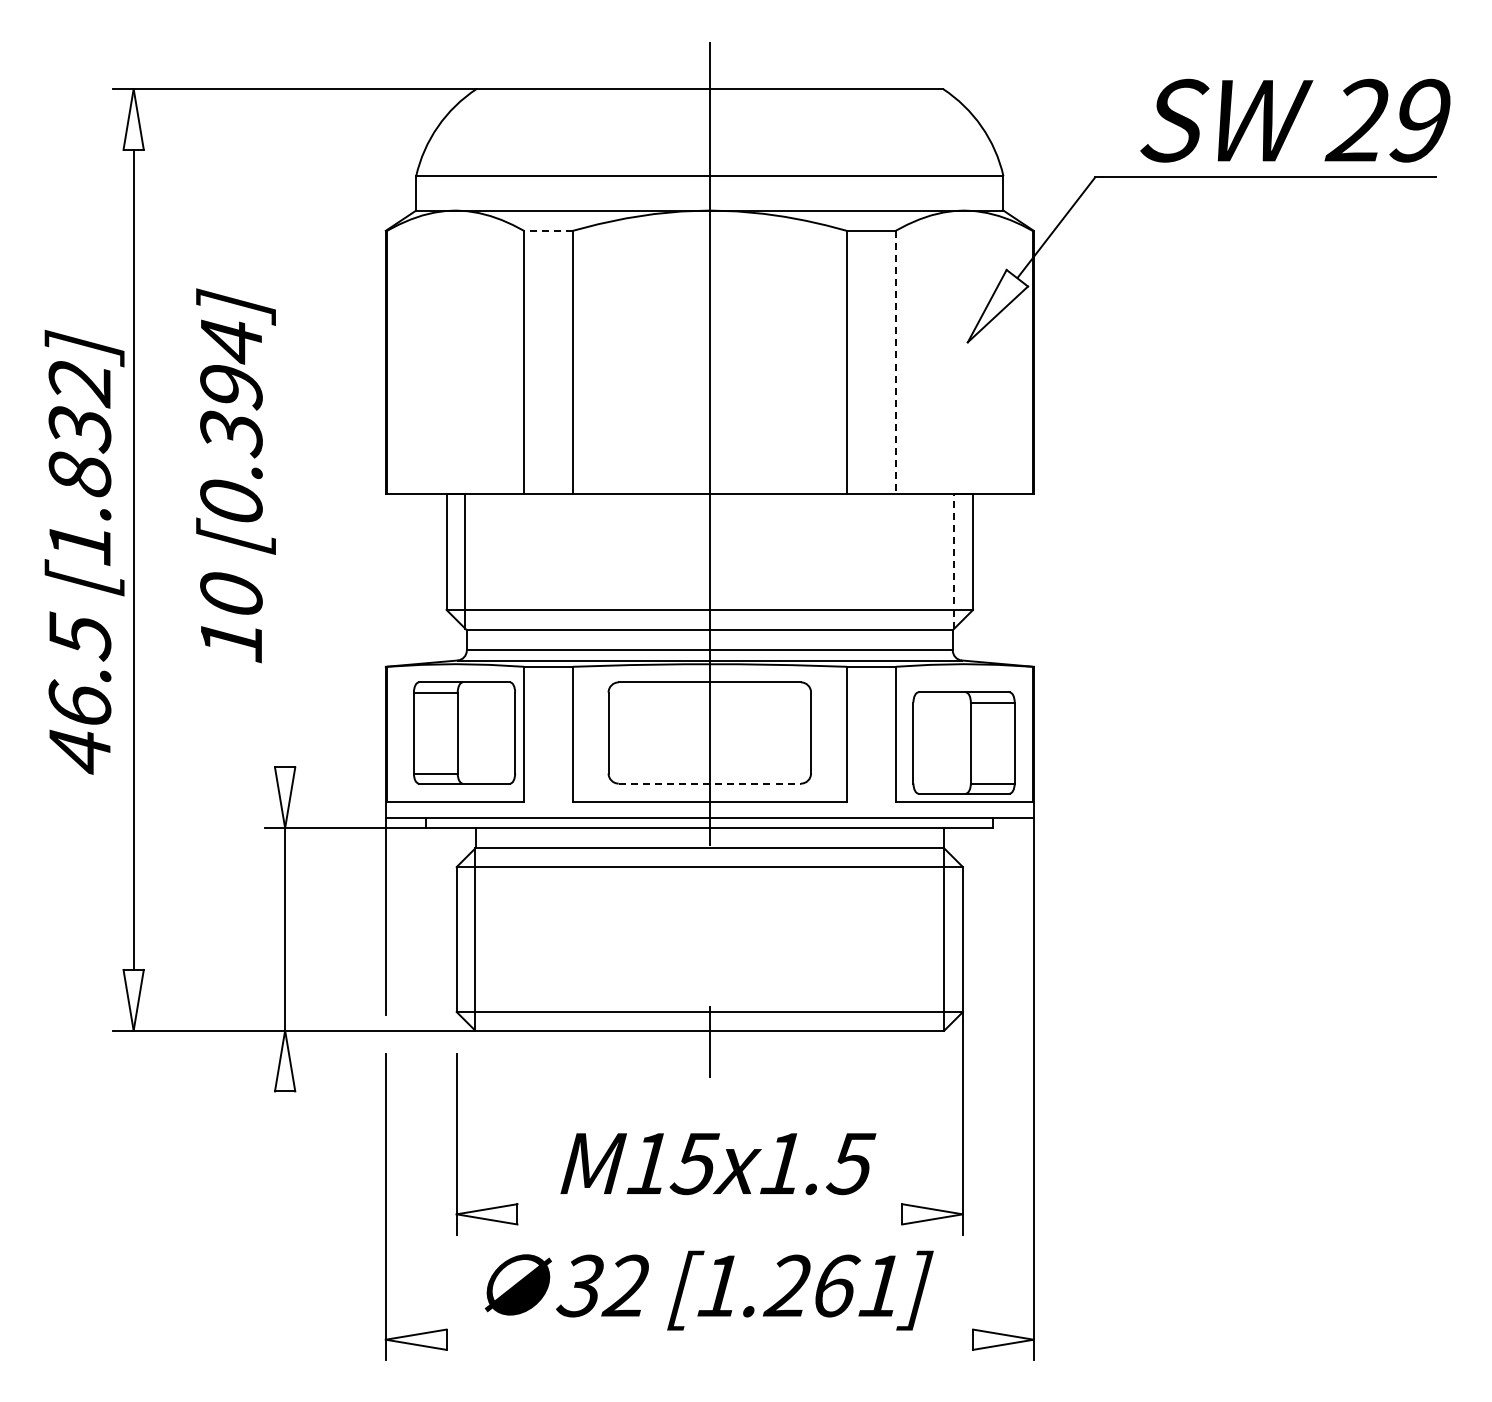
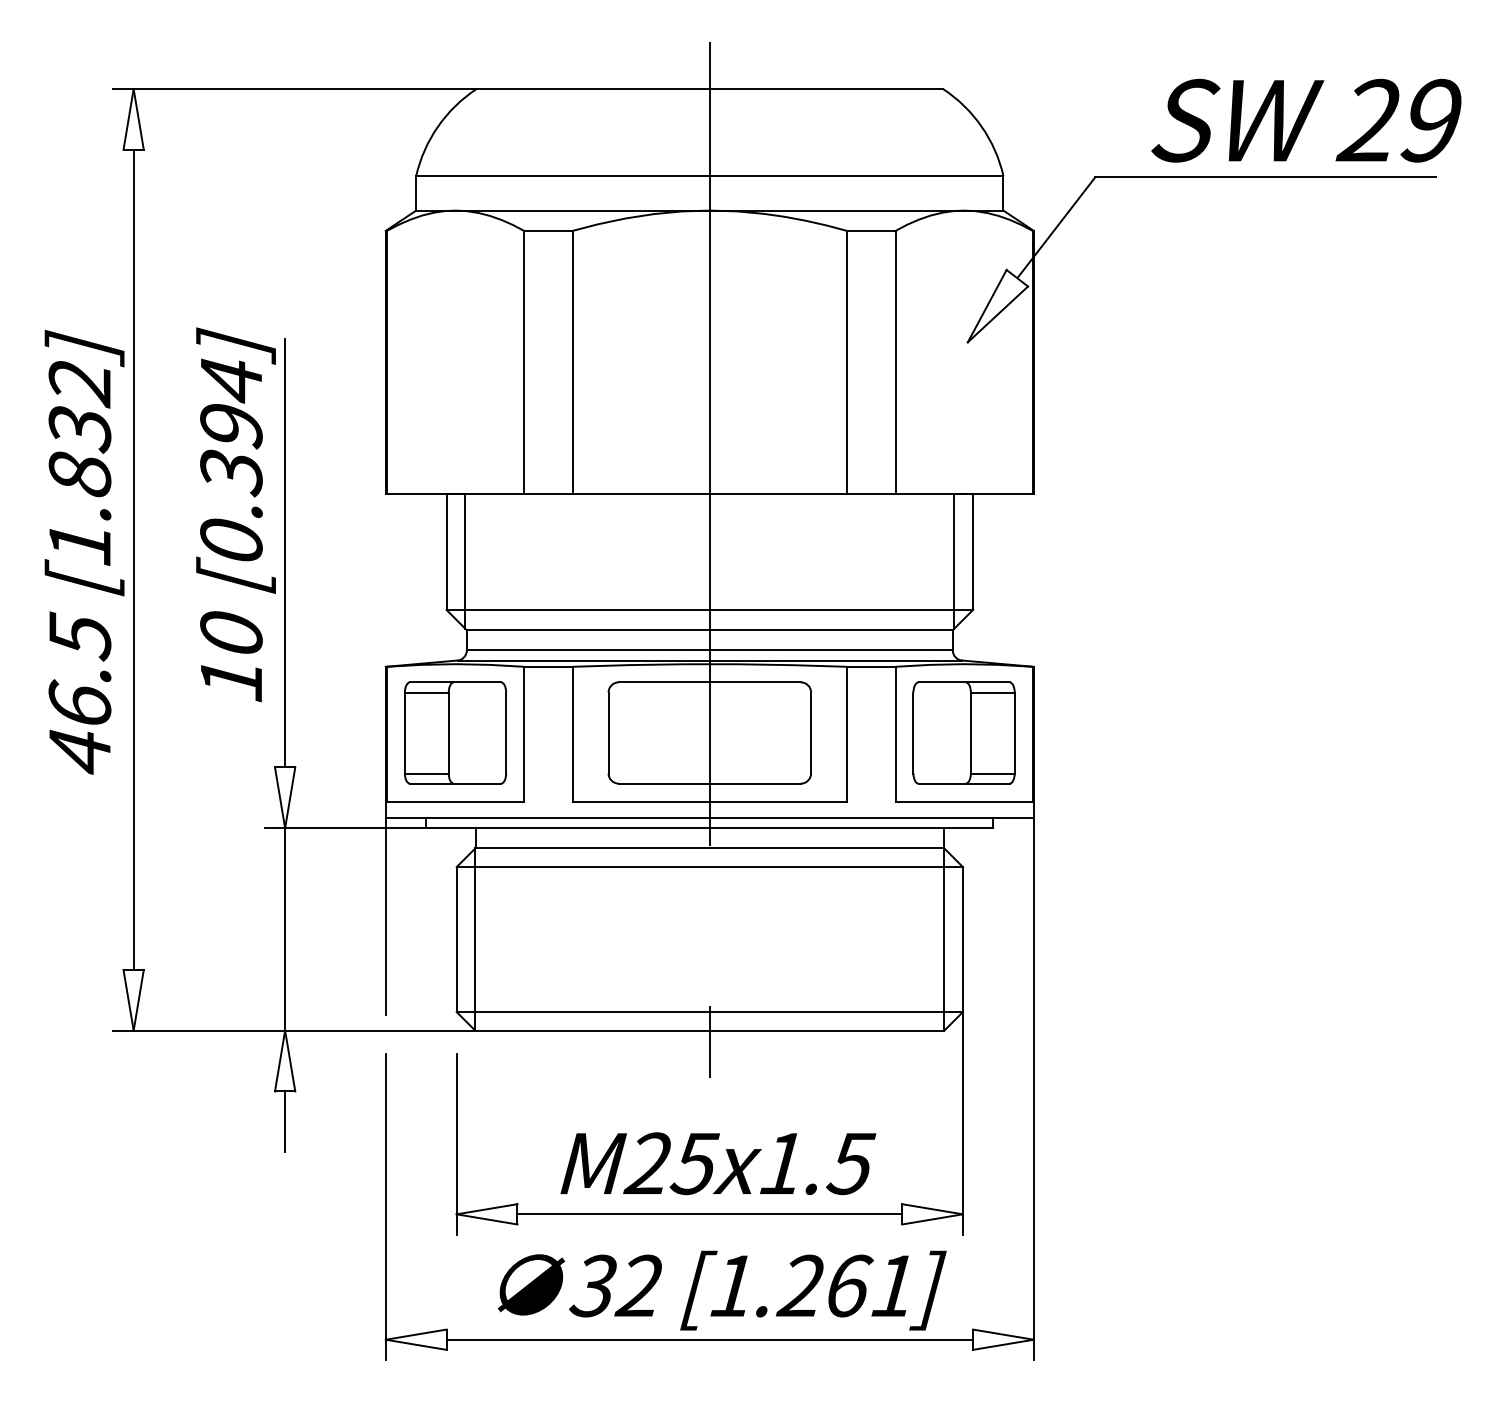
text position: (1295, 120) -> (1306, 120) (1306, 120)
line: dashed -> solid (547, 230)
line: dashed -> solid (895, 362)
text position: (235, 475) -> (235, 514) (235, 514)
line: none -> present (285, 553)
line: dashed -> solid (954, 560)
part position: (464, 732) -> (455, 732) (455, 732)
part position: (963, 742) -> (963, 732) (963, 732)
line: dashed -> solid (710, 783)
line: none -> present (285, 1121)
text: M15x1.5 -> M25x1.5 (646, 1162)
line: none -> present (709, 1214)
text position: (708, 1290) -> (721, 1290) (721, 1290)
line: none -> present (709, 1339)
